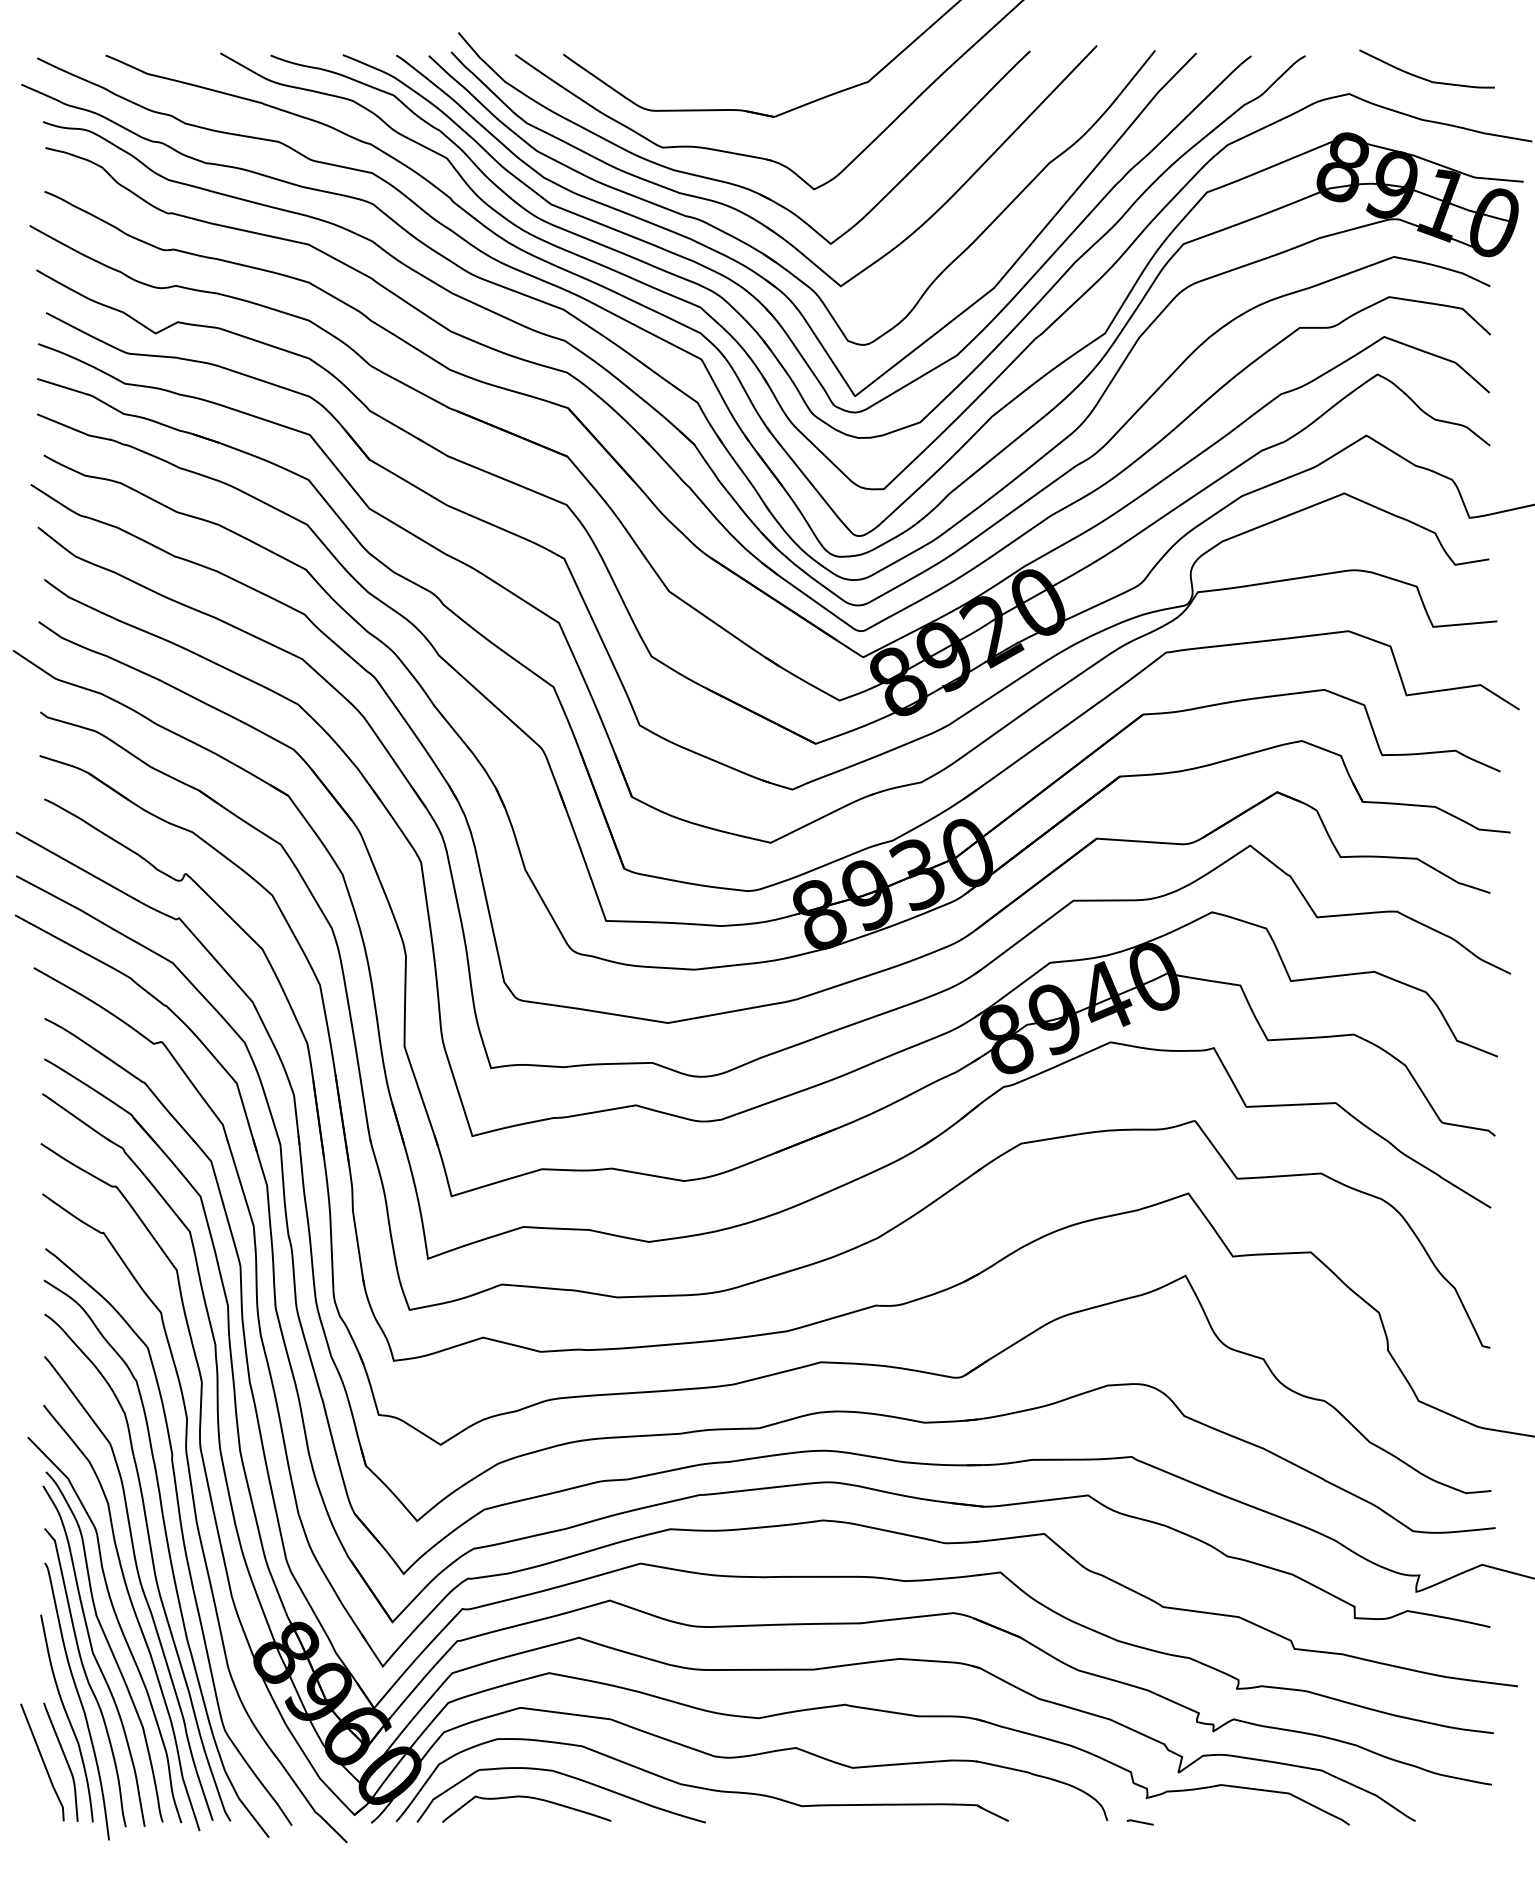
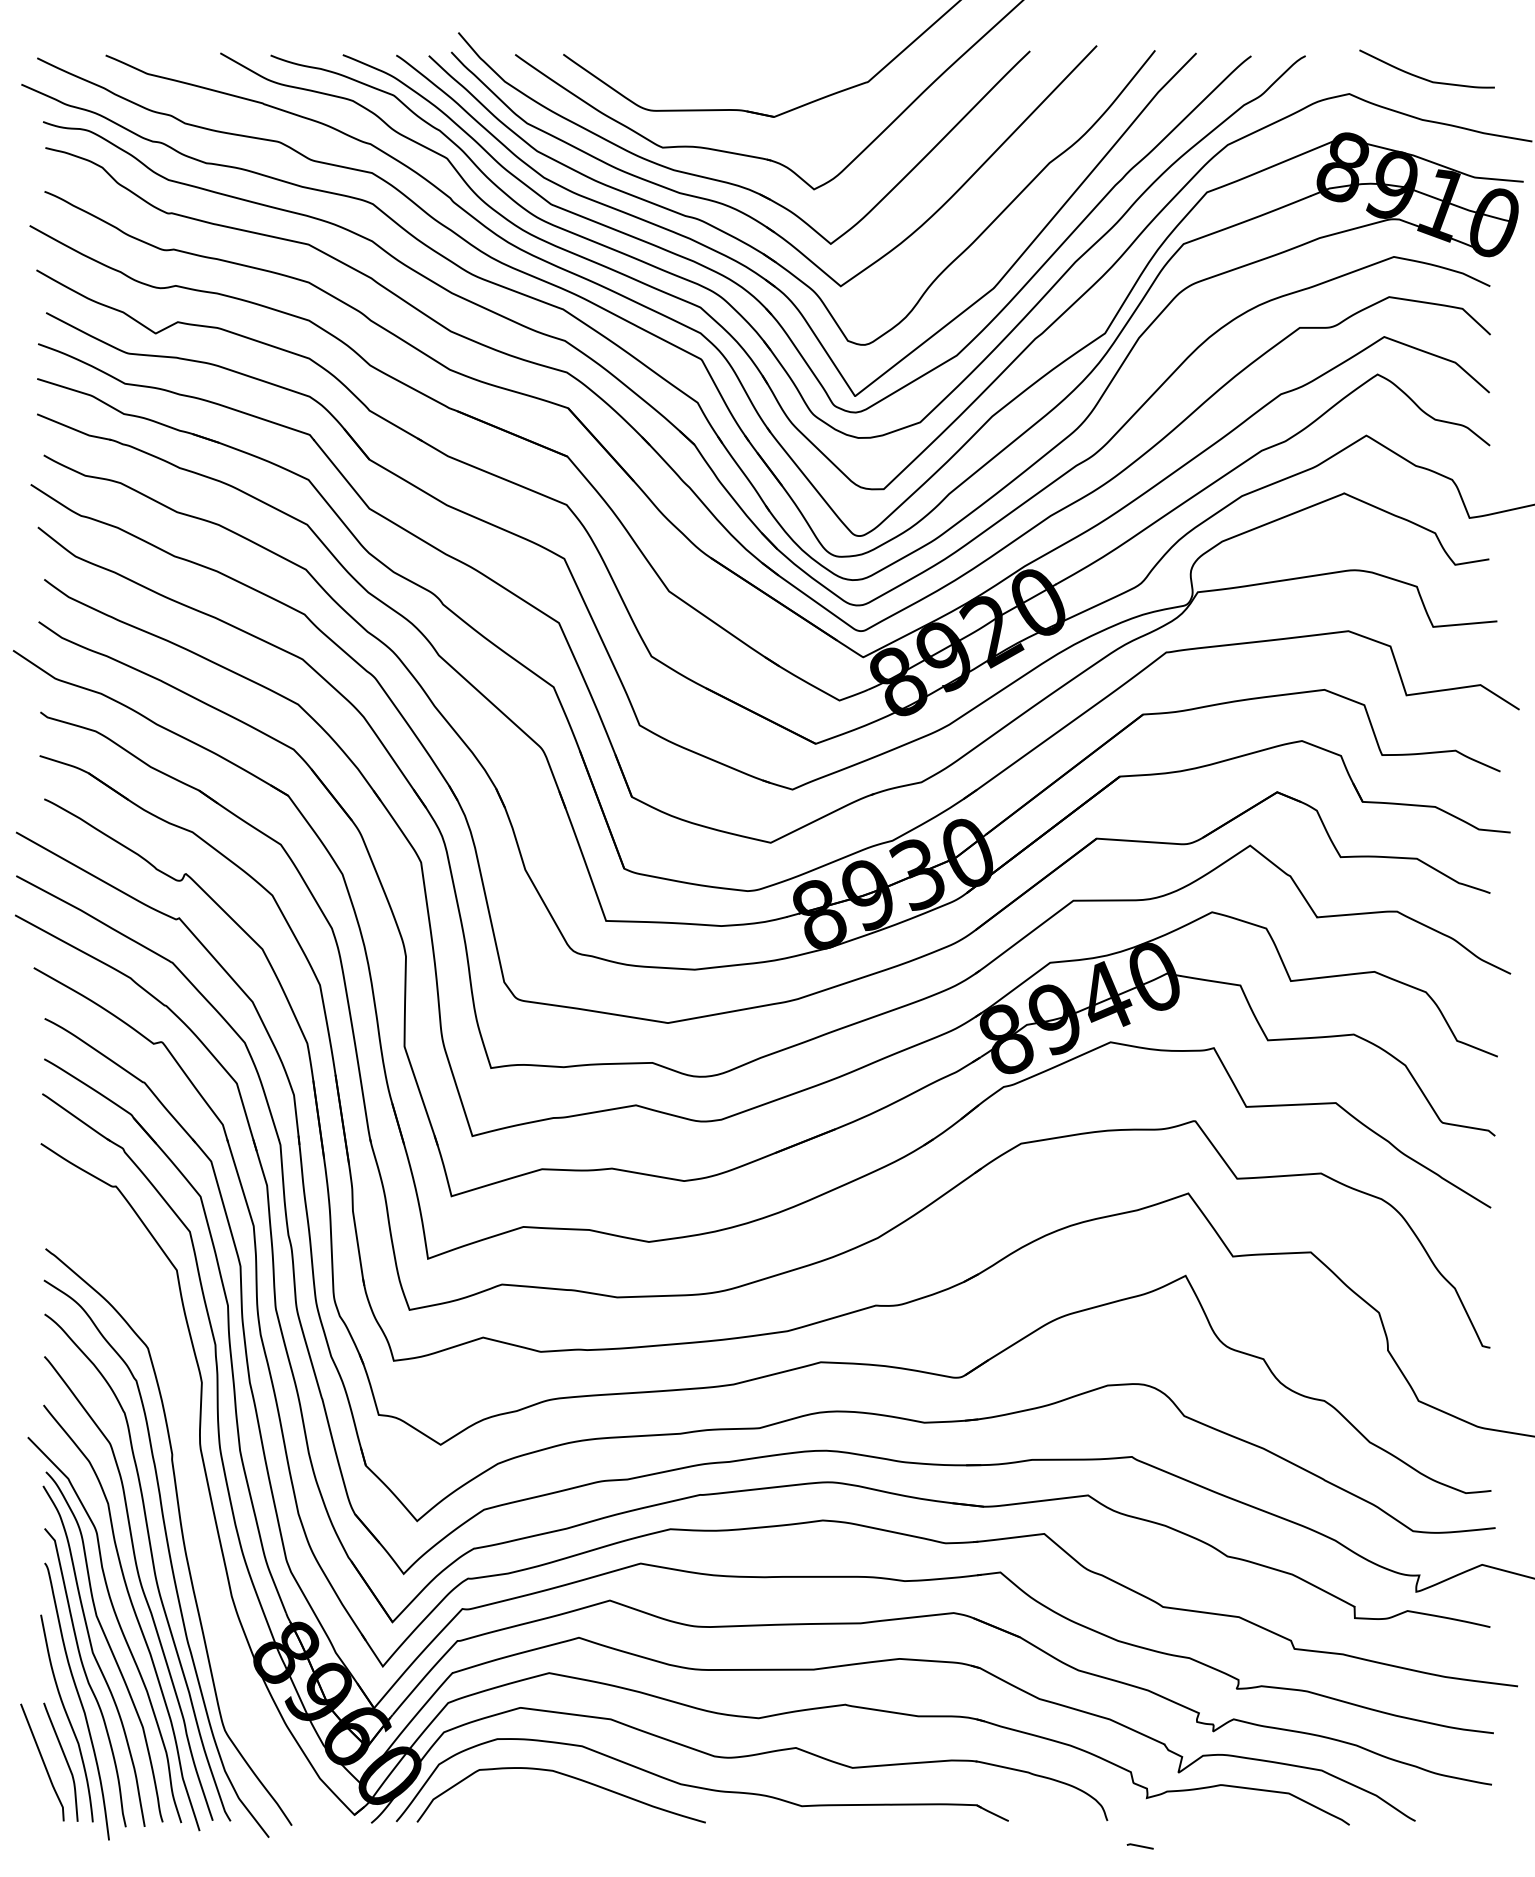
curve: present -> none (195, 1518)
curve: present -> none (528, 1798)
line position: (1139, 1822) -> (1139, 1846) (1139, 1846)
